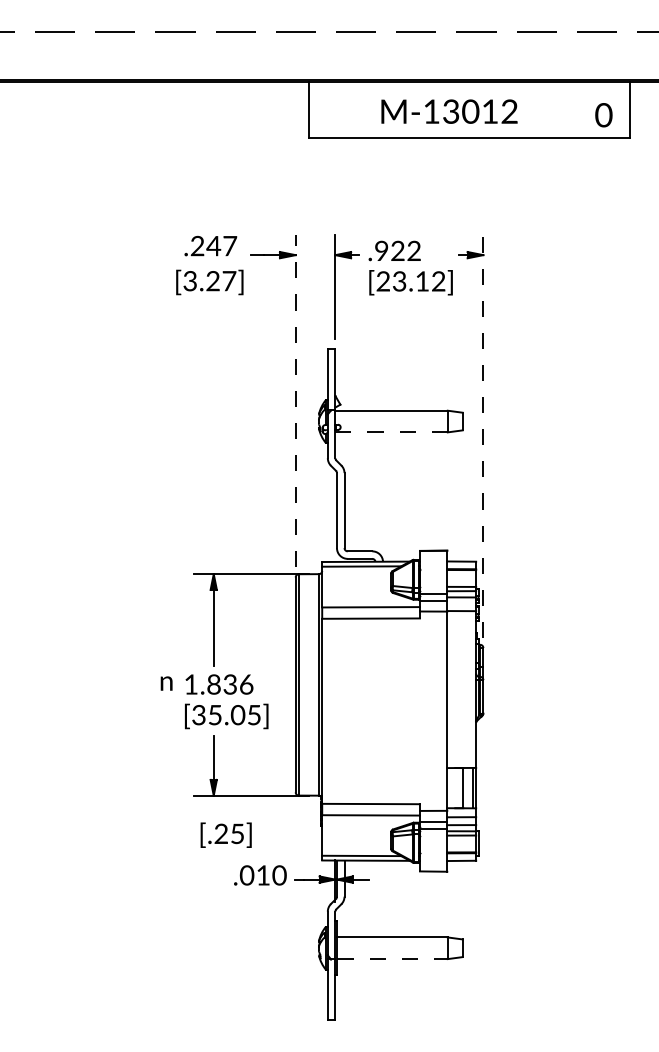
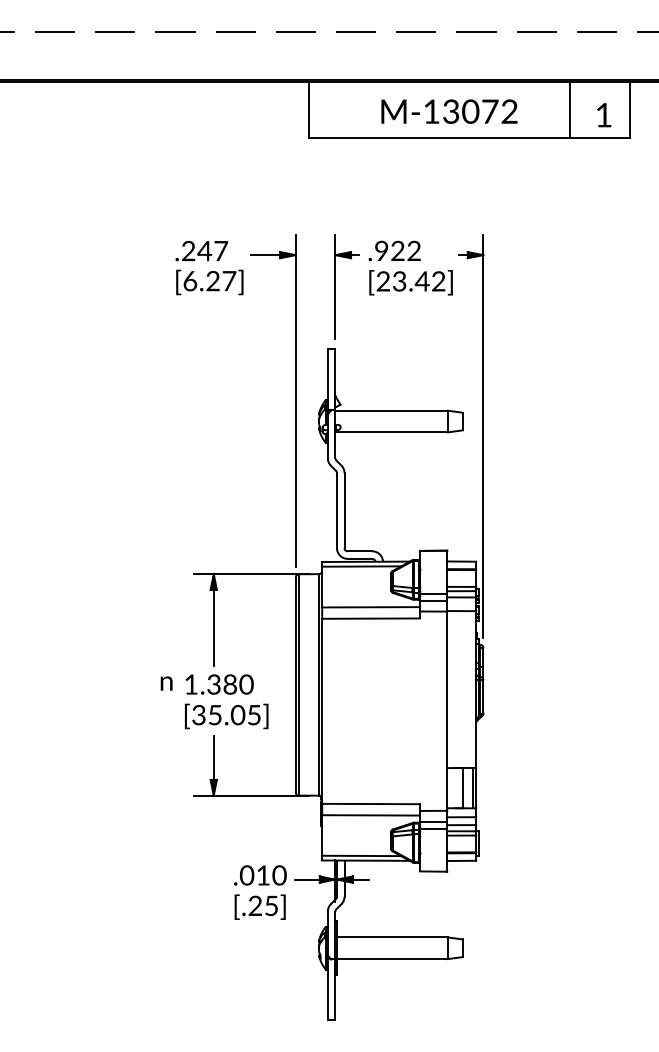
line: none -> present (570, 109)
text: M-13012 -> M-13072 (490, 111)
text: 0 -> 1 (603, 115)
text position: (210, 245) -> (201, 250) (201, 250)
text: [3.27] -> [6.27] (190, 280)
text: [23.12] -> [23.42] (421, 281)
line: dashed -> solid (295, 400)
line: dashed -> solid (392, 432)
line: dashed -> solid (483, 436)
text: 1.836 -> 1.380 (230, 684)
text position: (225, 834) -> (259, 906) (259, 906)
line: dashed -> solid (393, 959)
